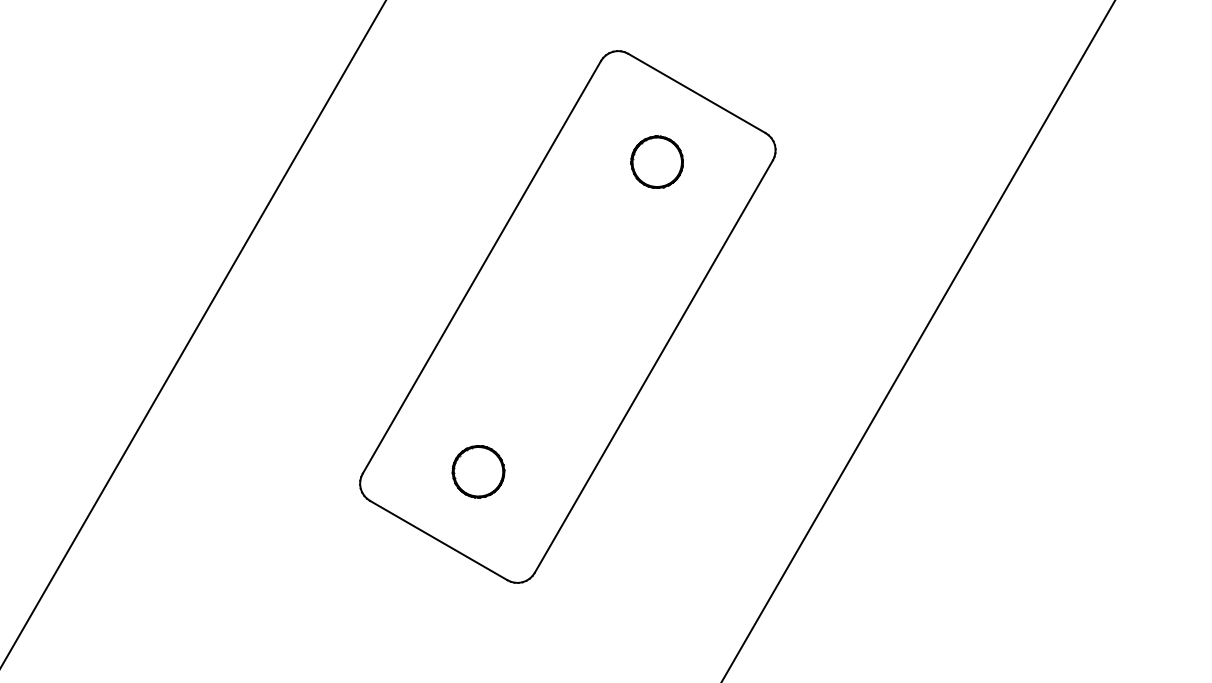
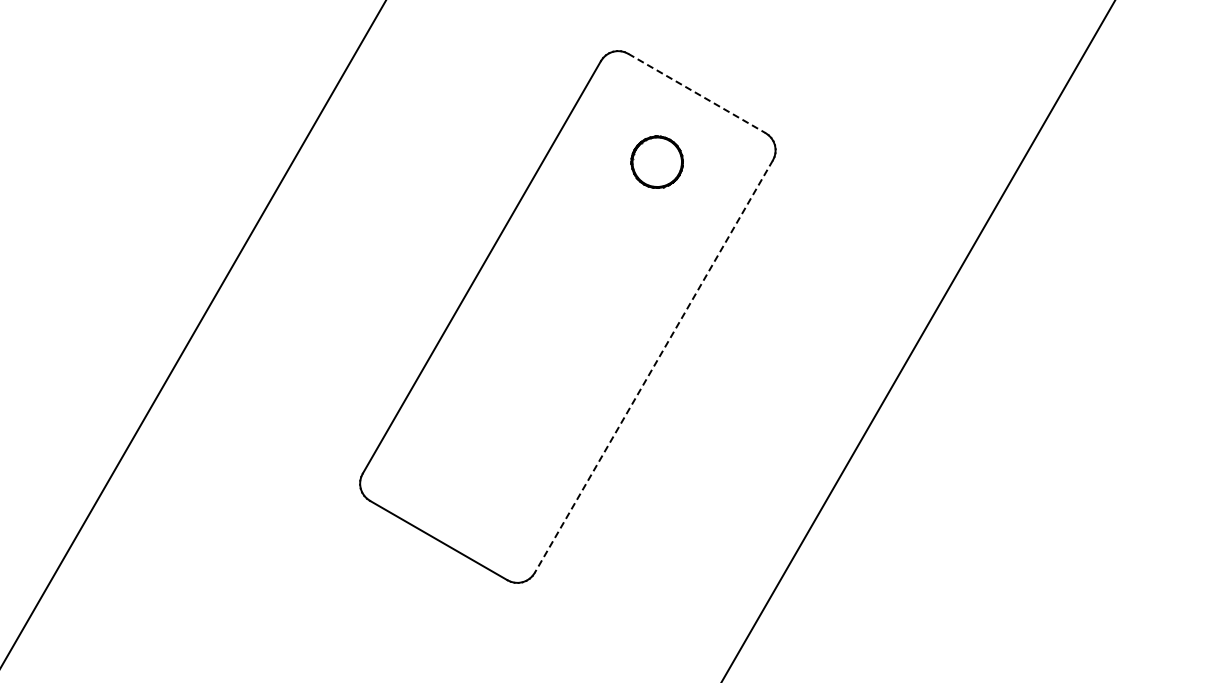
line: solid -> dashed (697, 93)
line: solid -> dashed (653, 367)
part: present -> none (478, 471)
